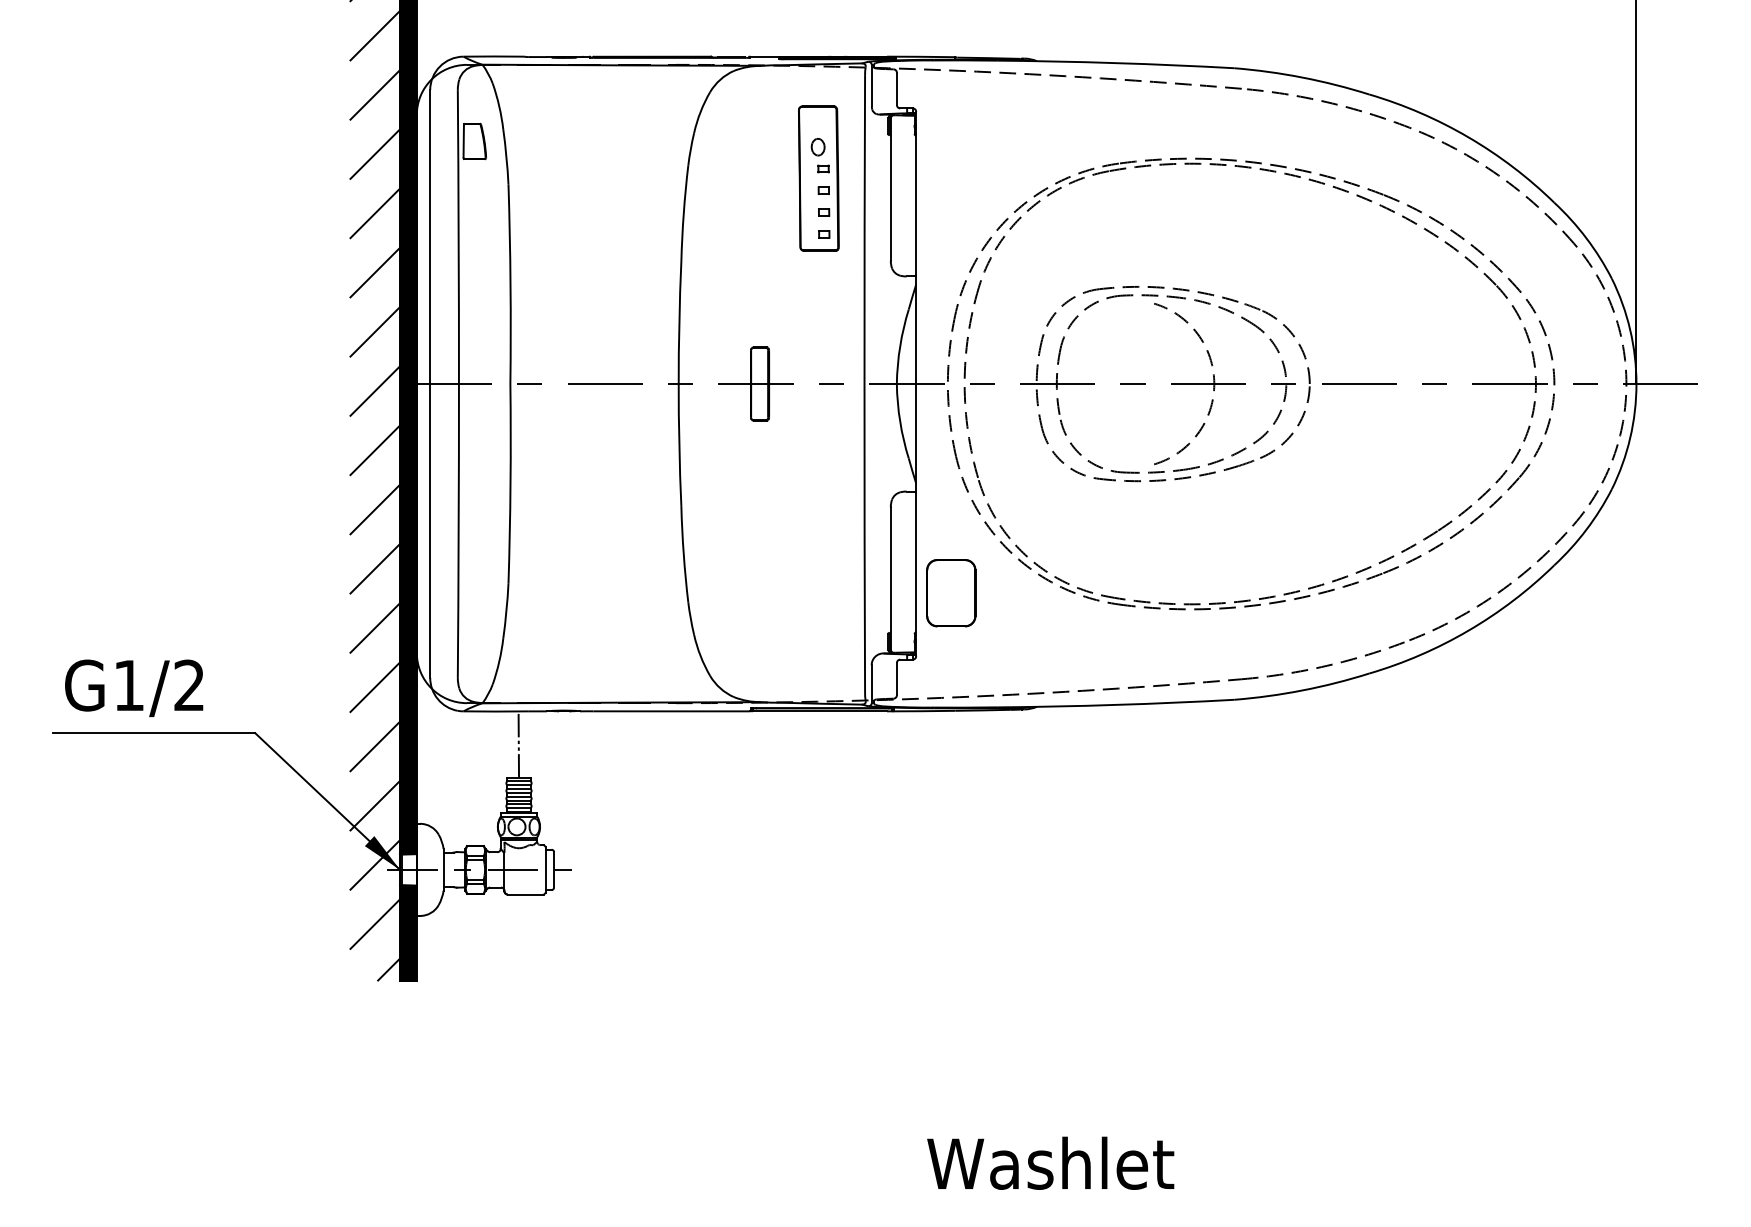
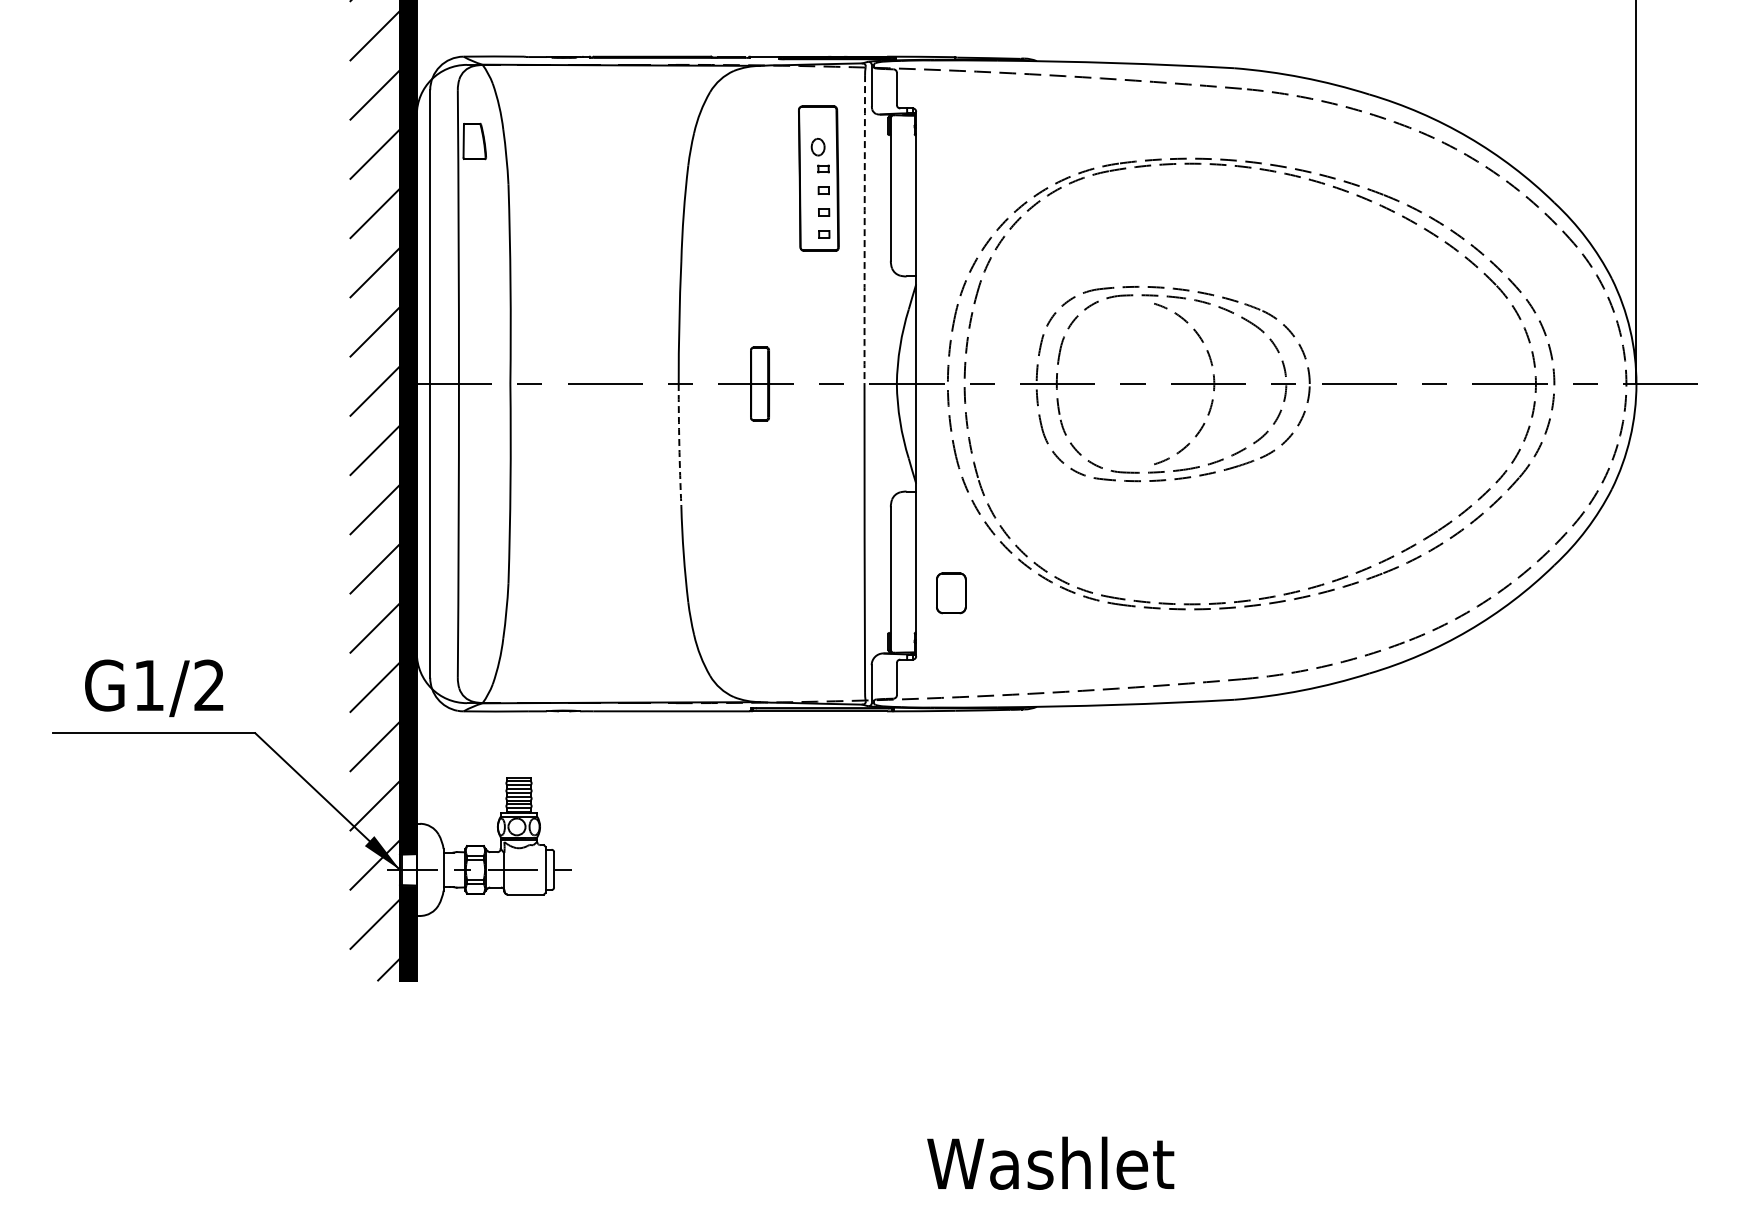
arc: solid -> dashed (864, 229)
arc: solid -> dashed (679, 445)
part size: 51x69 px -> 31x43 px (951, 593)
text position: (134, 688) -> (154, 688) (154, 688)
line: present -> none (518, 744)
